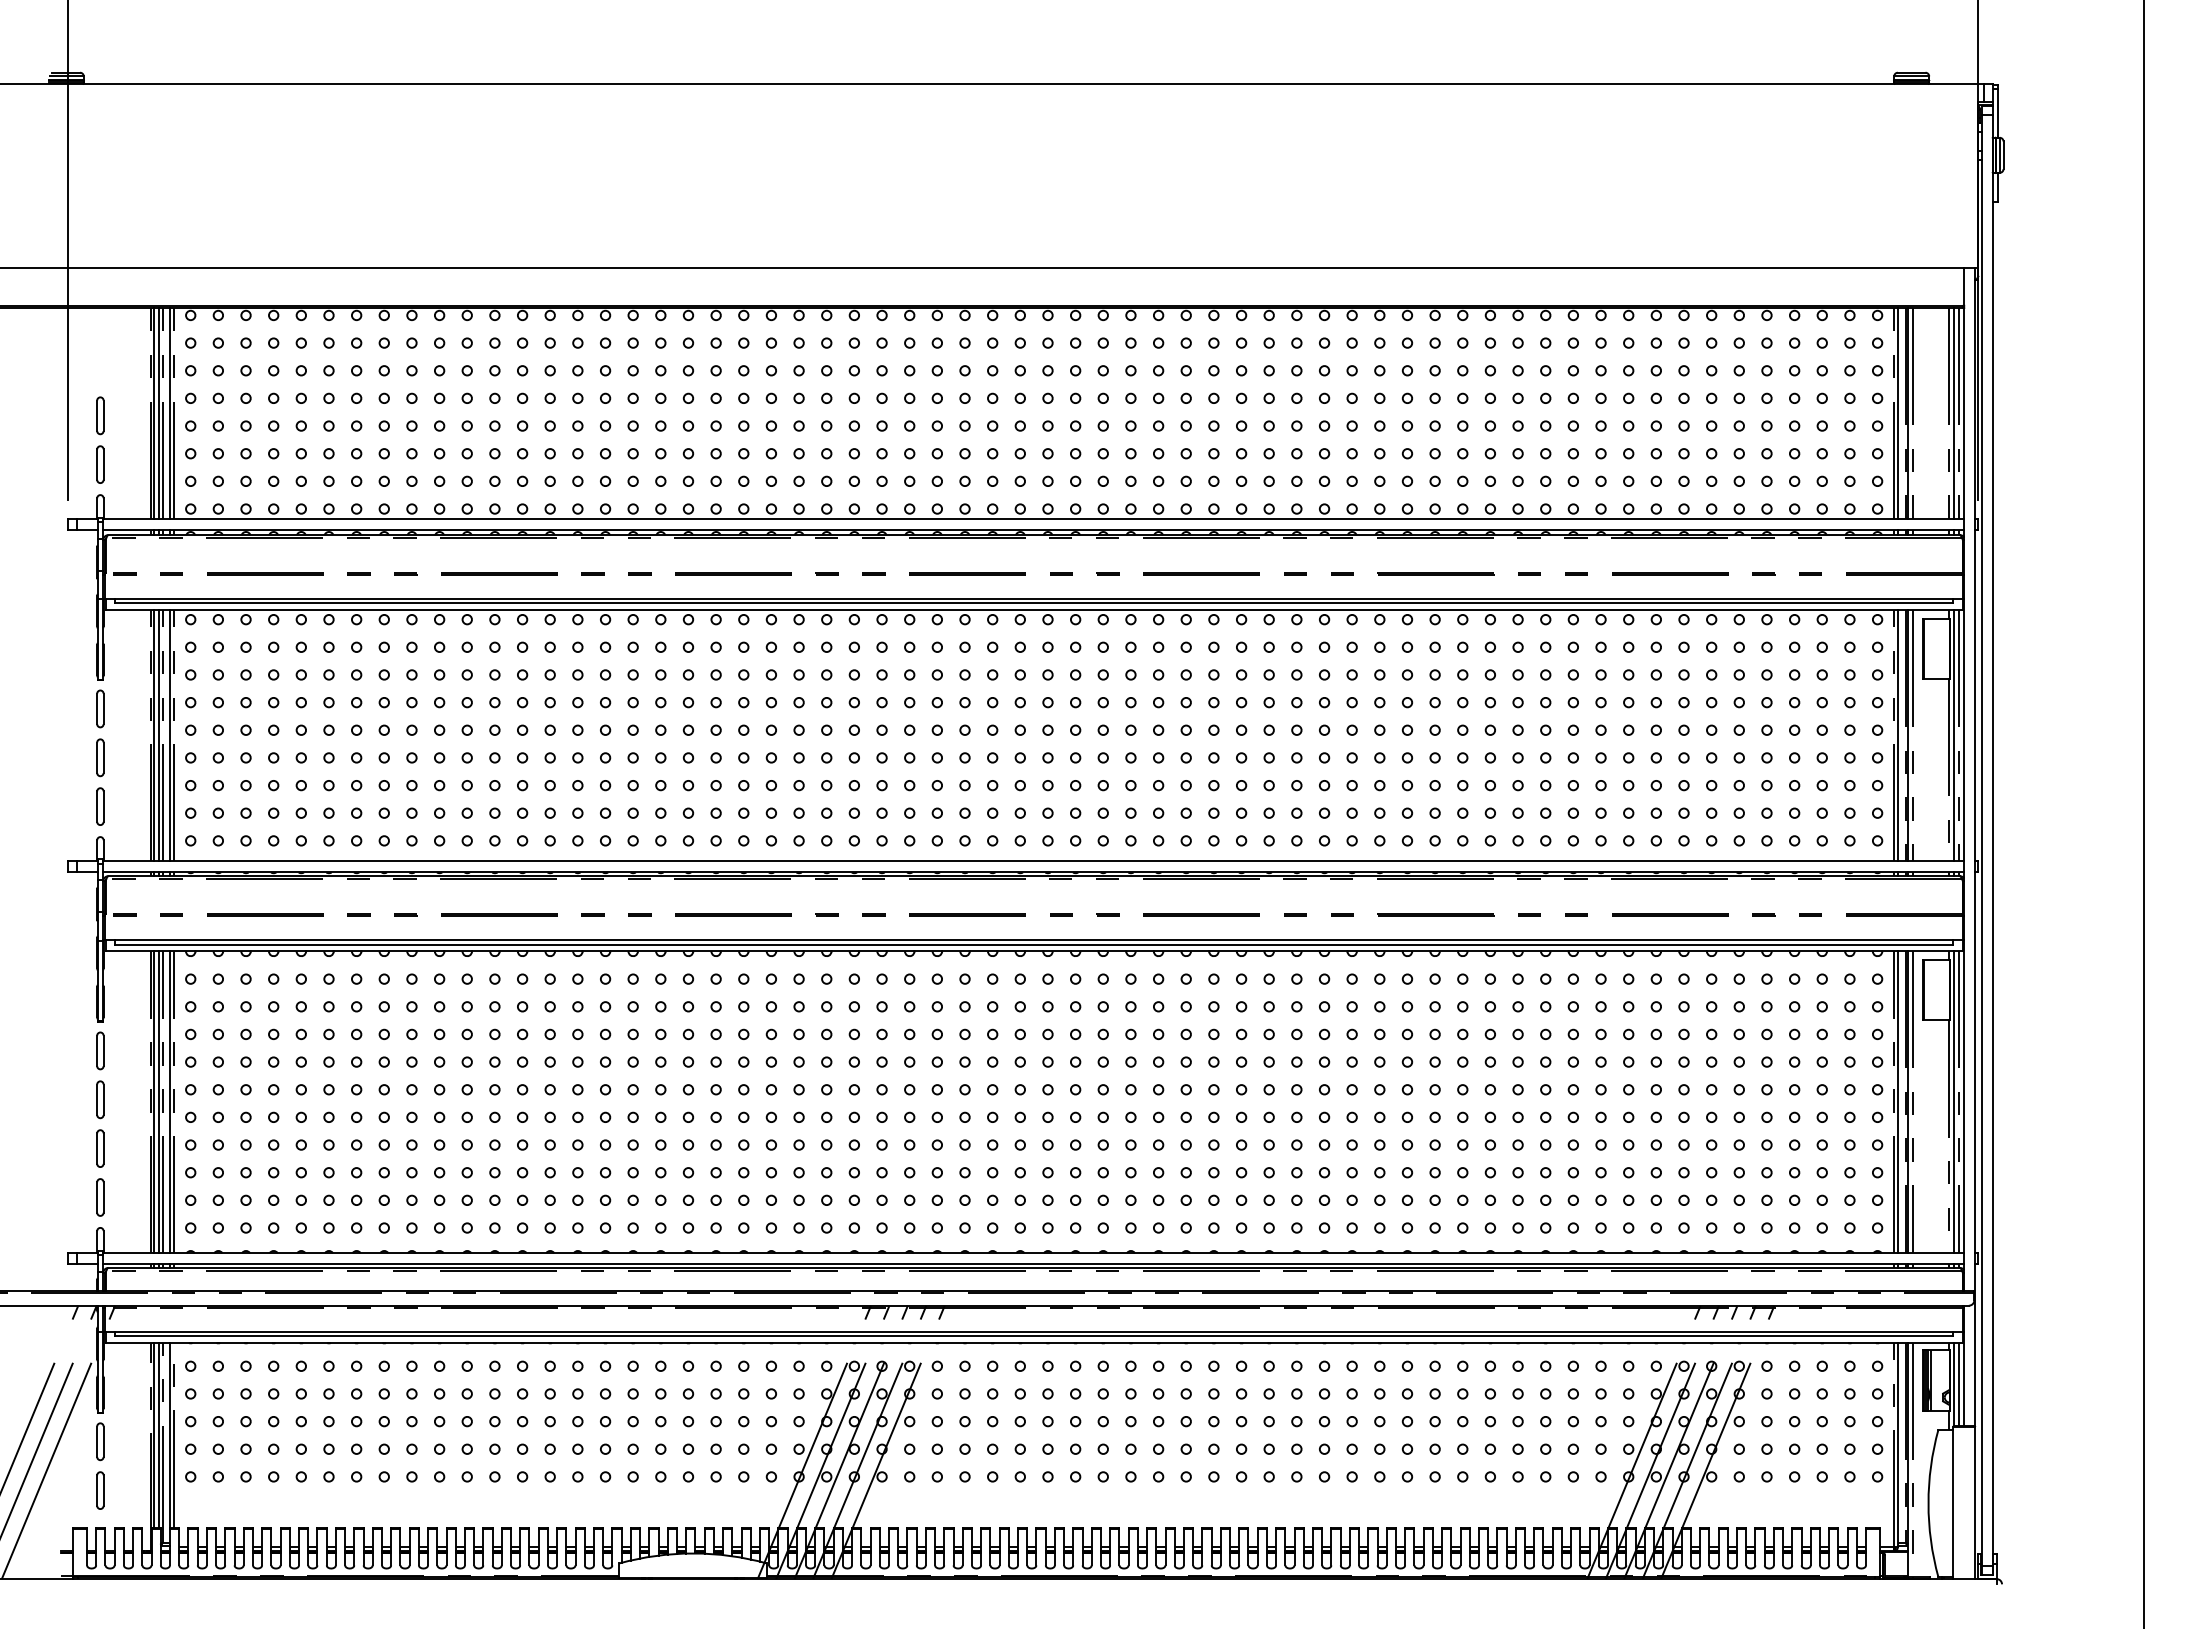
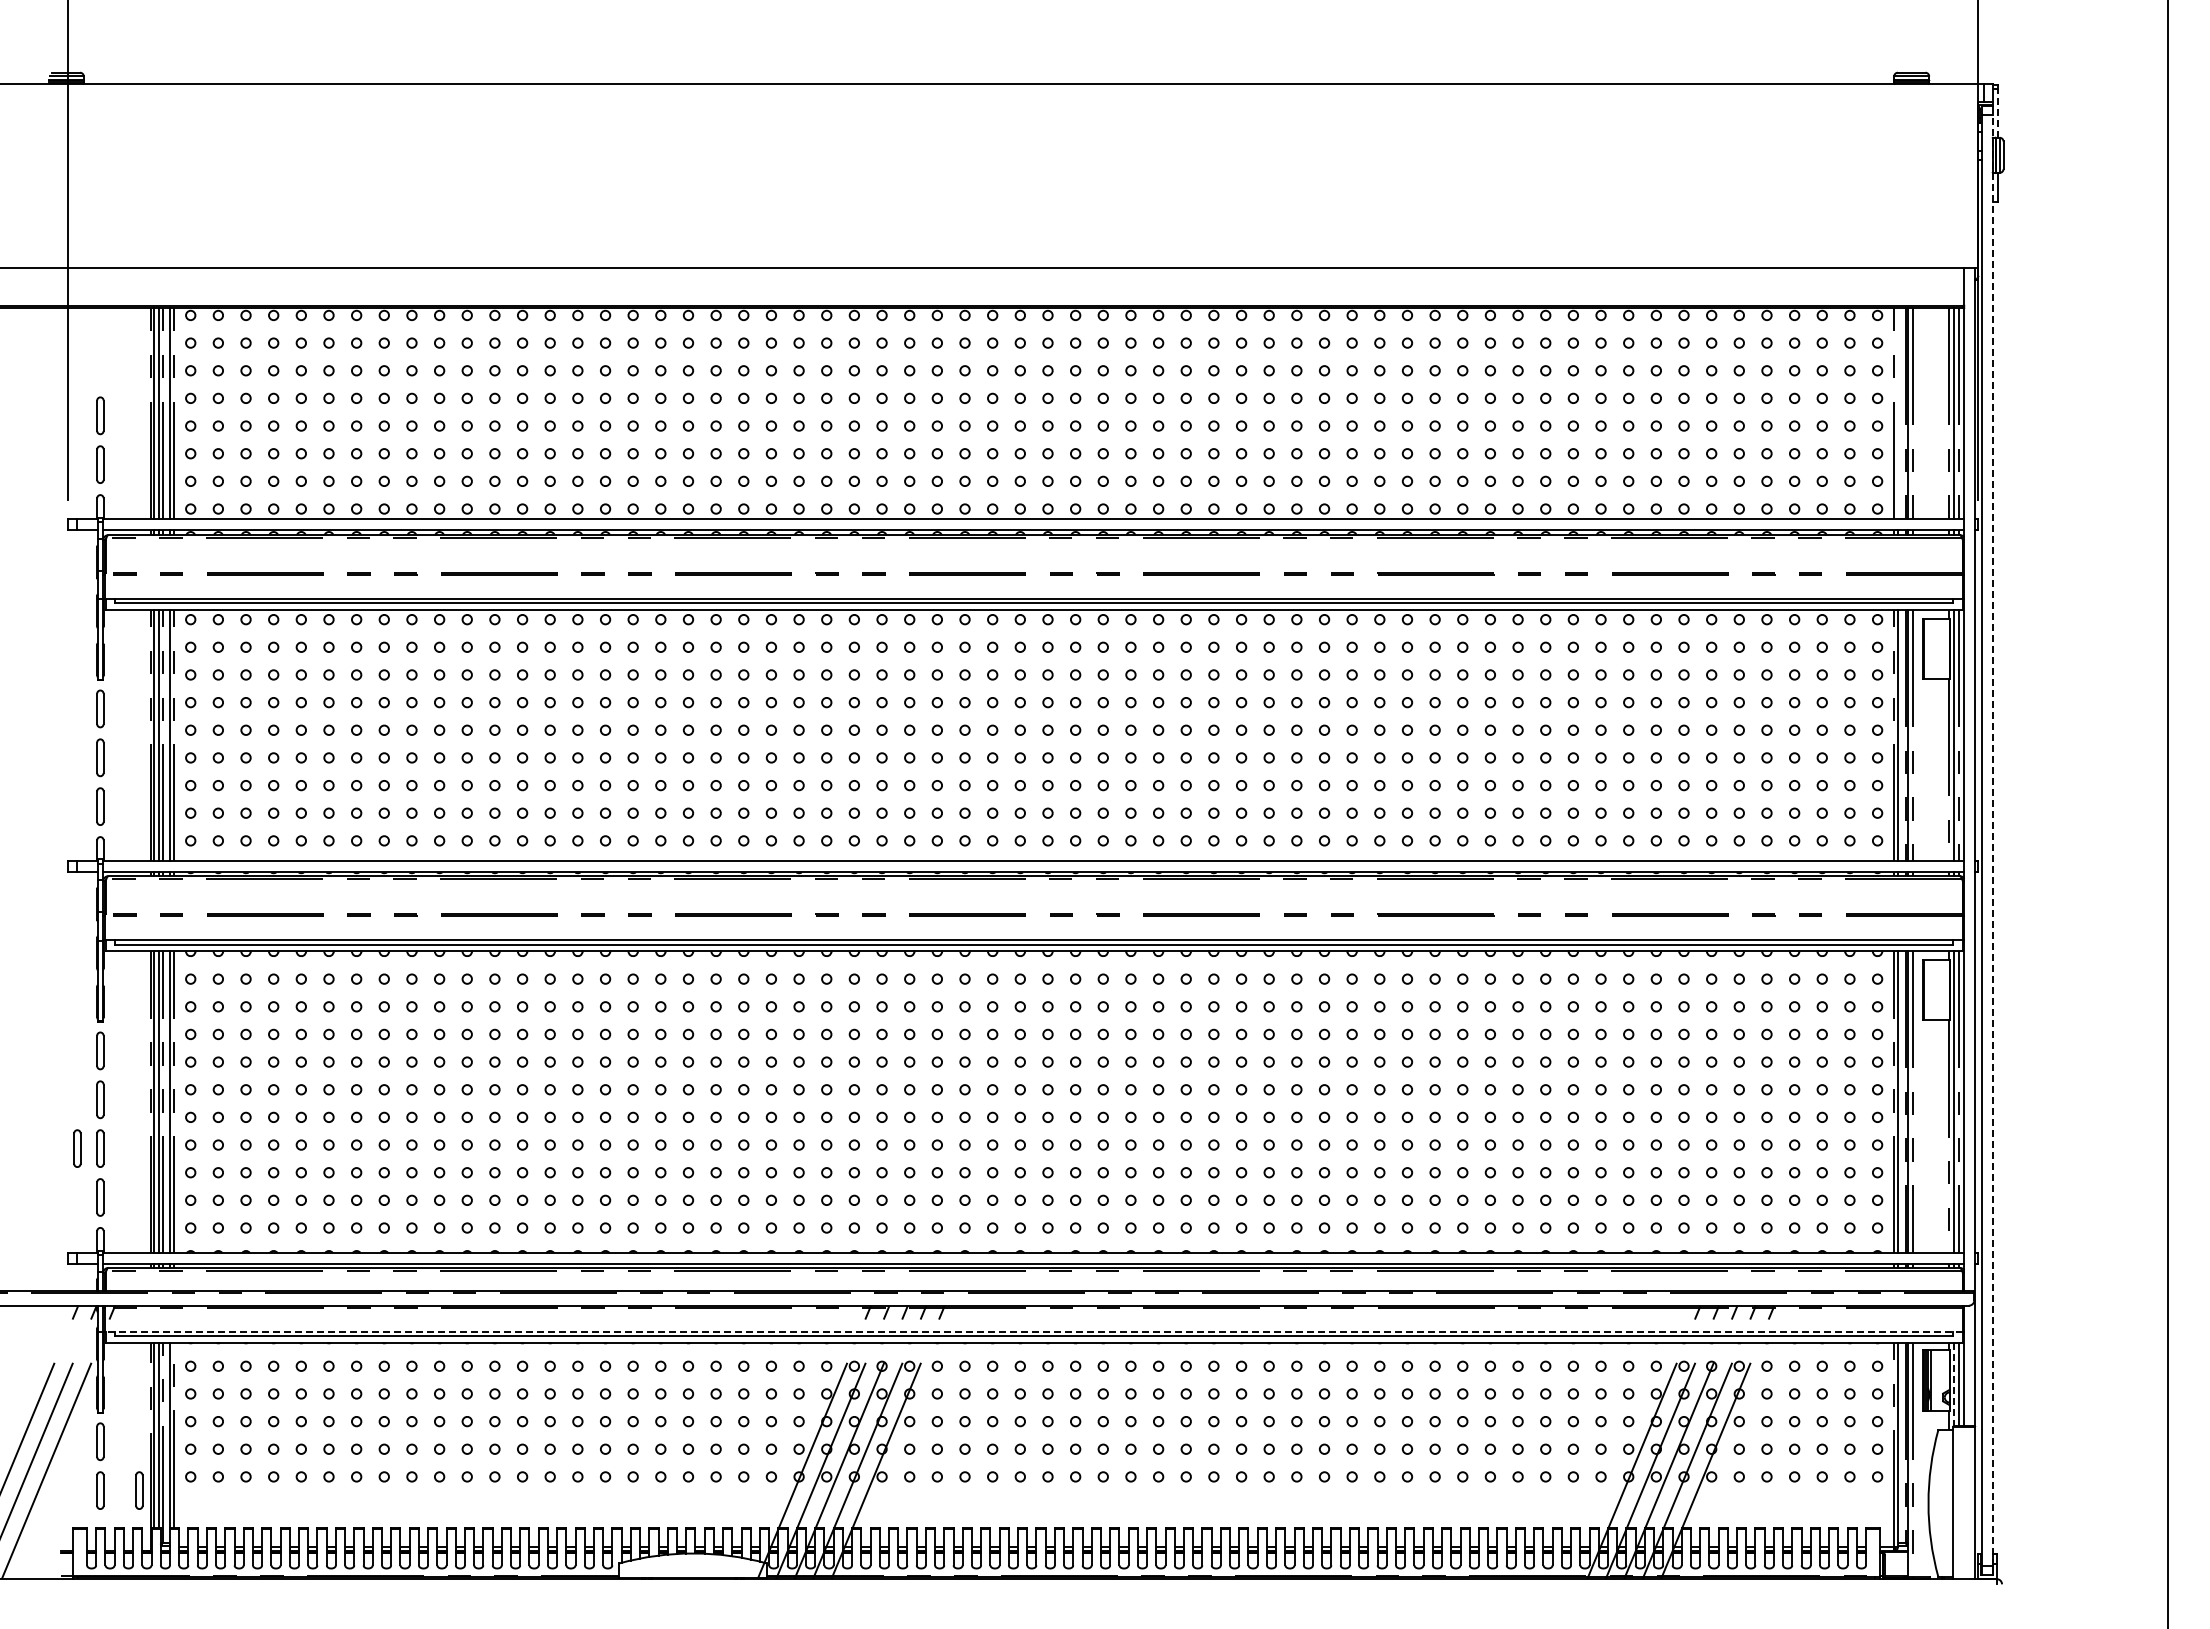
line: solid -> dashed (1998, 113)
line: present -> none (1897, 413)
line position: (2143, 813) -> (2167, 813) (2167, 813)
line: solid -> dashed (1992, 839)
part: none -> present (77, 1148)
line: solid -> dashed (1034, 1331)
line: solid -> dashed (1954, 1384)
part: none -> present (139, 1490)
